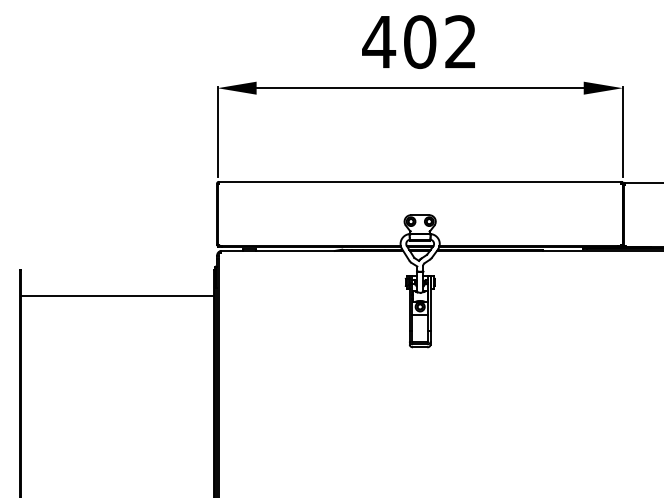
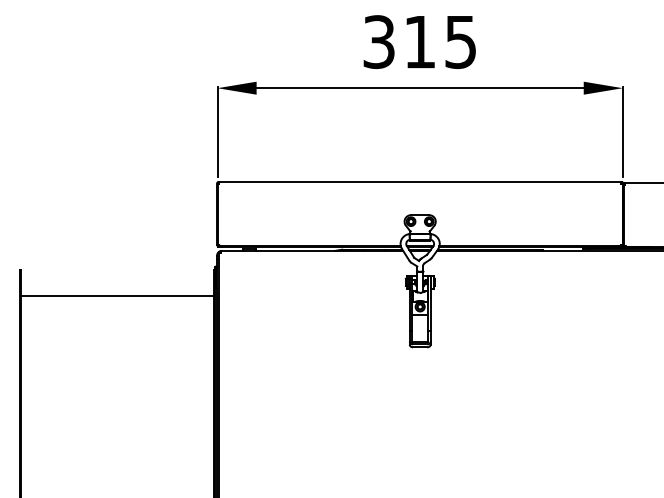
text: 402 -> 315 (418, 42)
